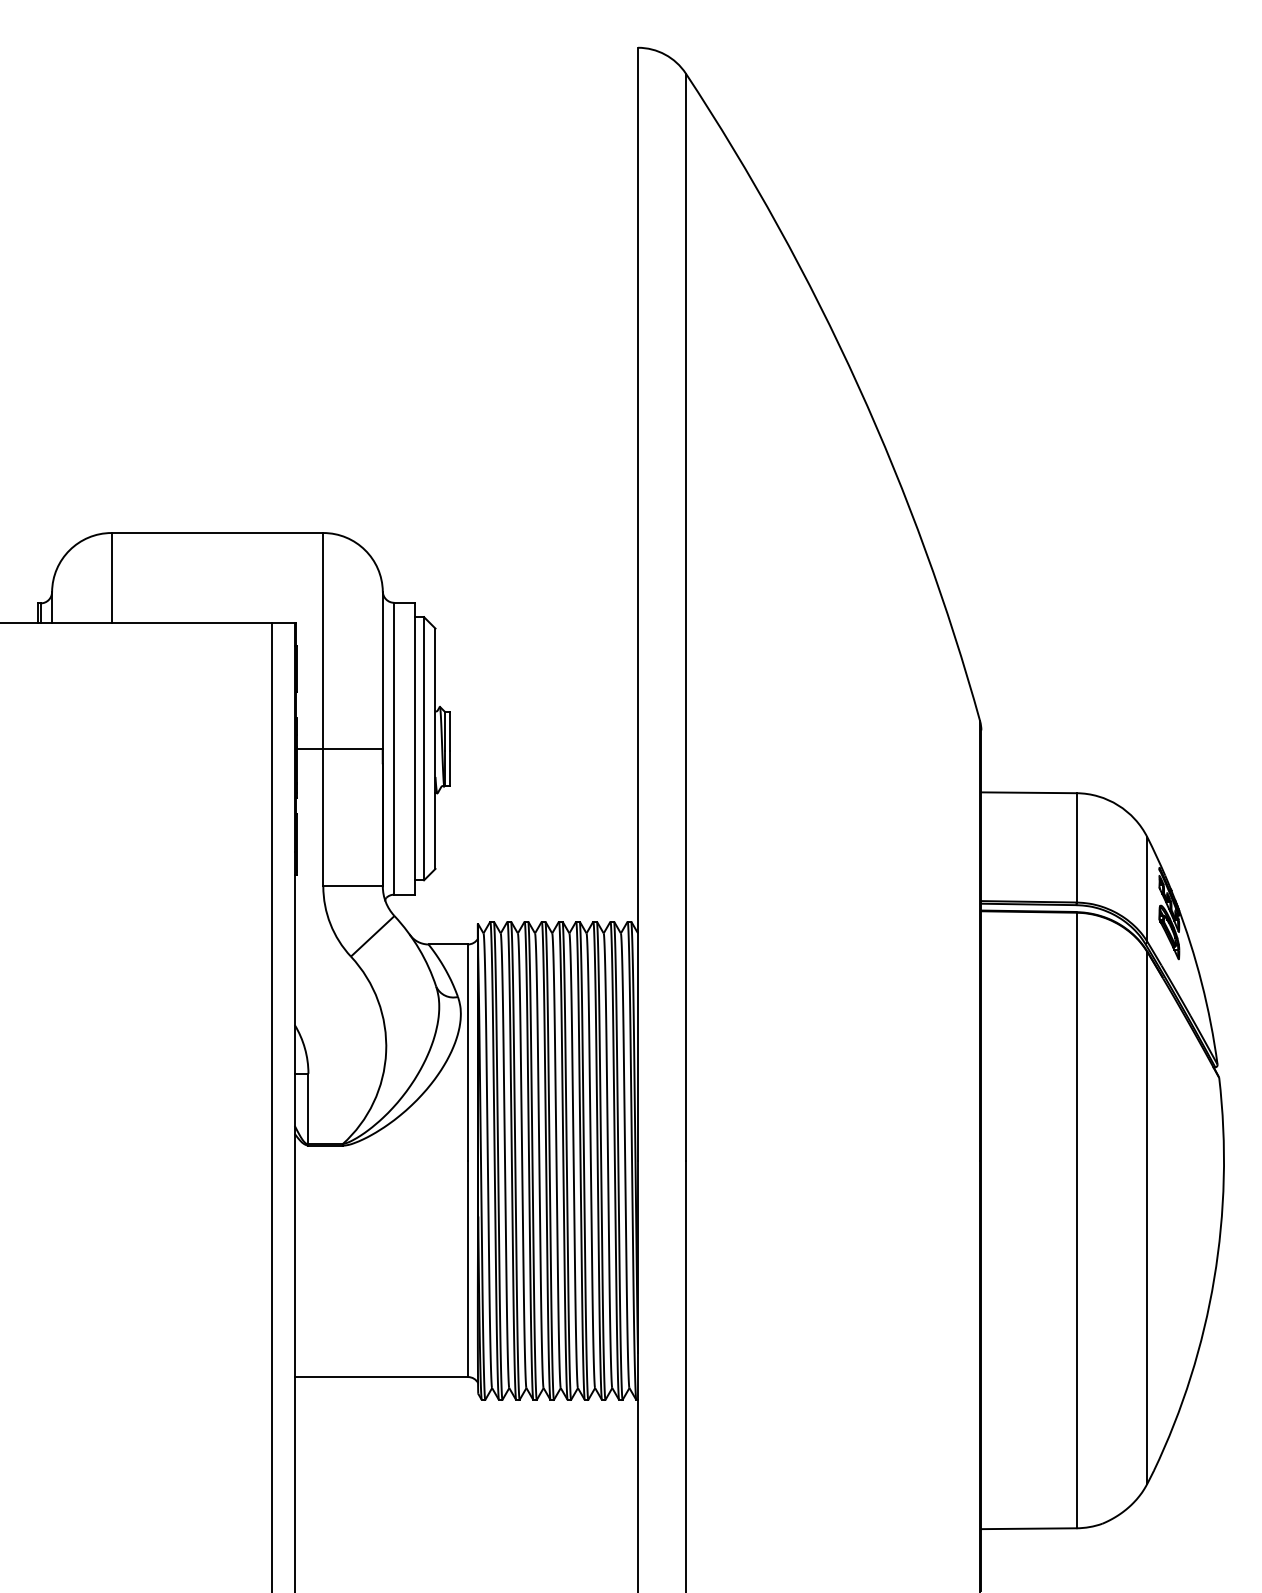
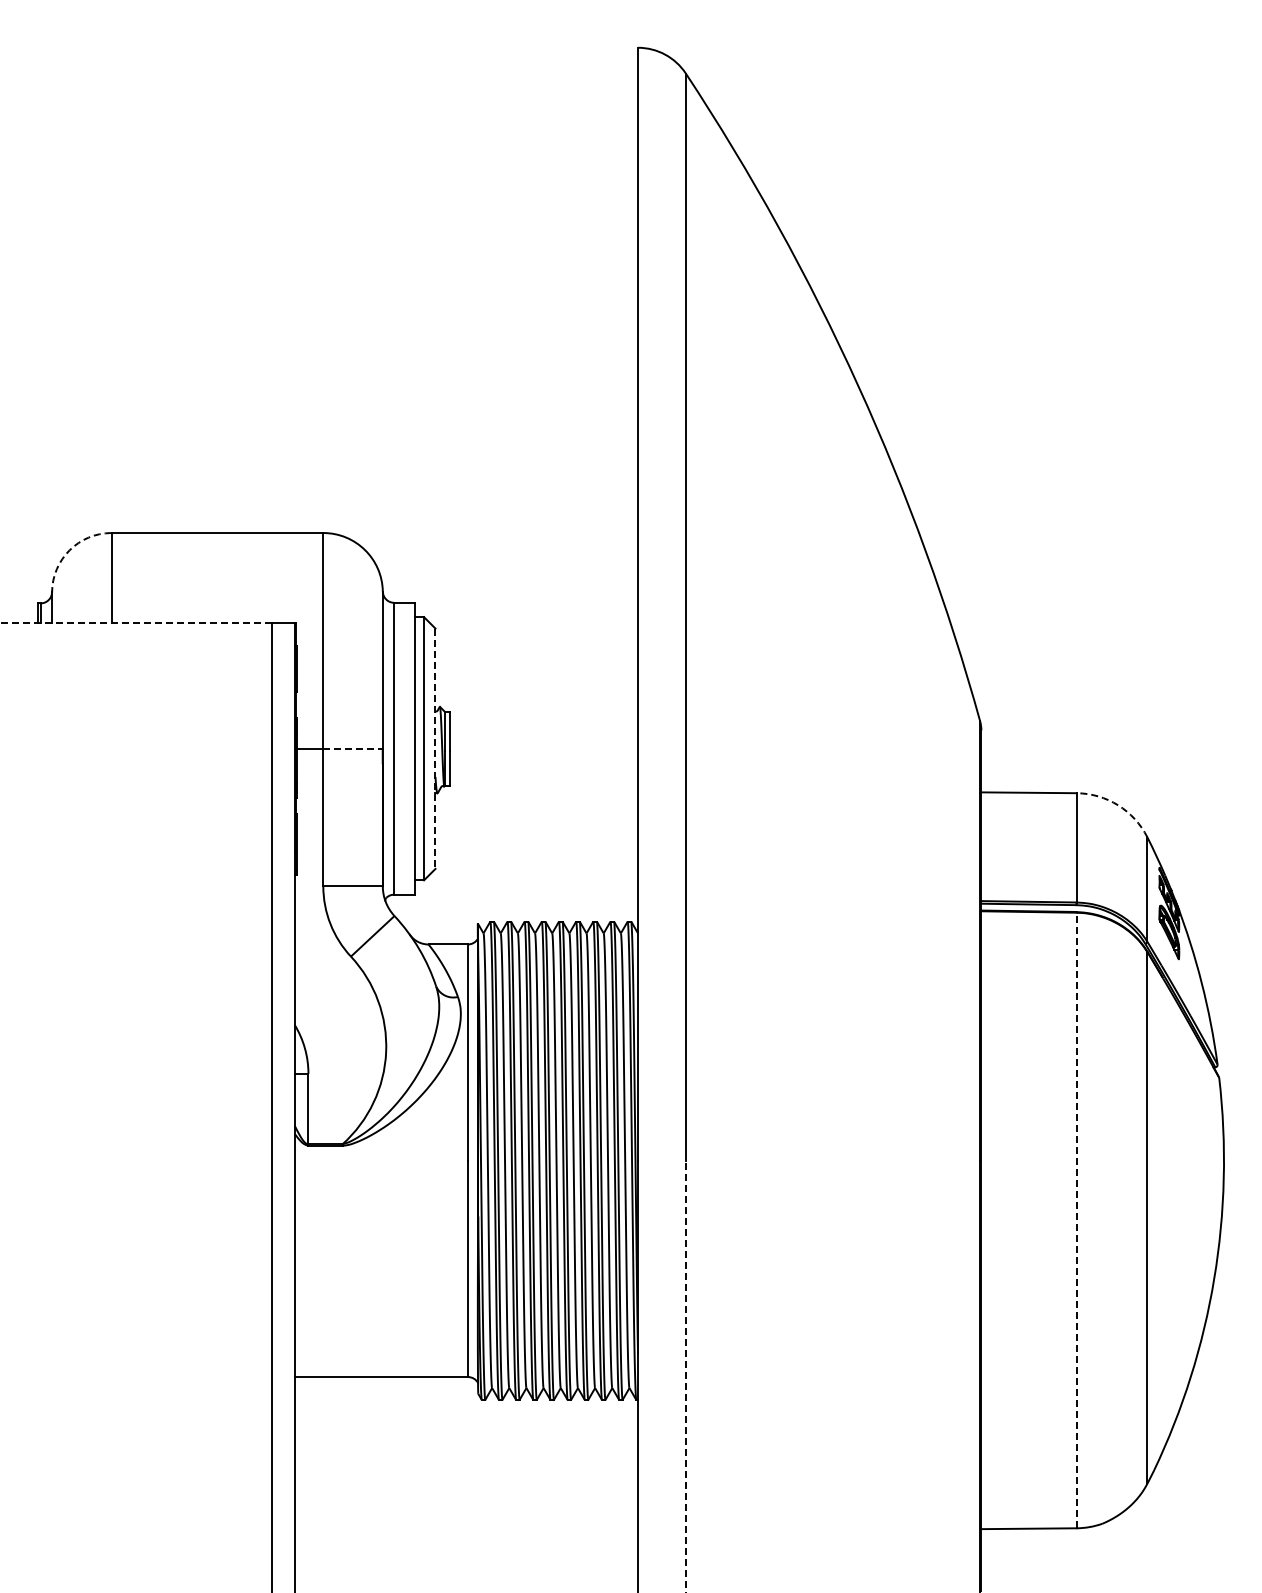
arc: solid -> dashed (69, 550)
line: solid -> dashed (135, 622)
line: solid -> dashed (353, 748)
line: solid -> dashed (435, 749)
arc: solid -> dashed (1118, 805)
line: solid -> dashed (1076, 1220)
line: solid -> dashed (685, 1376)
